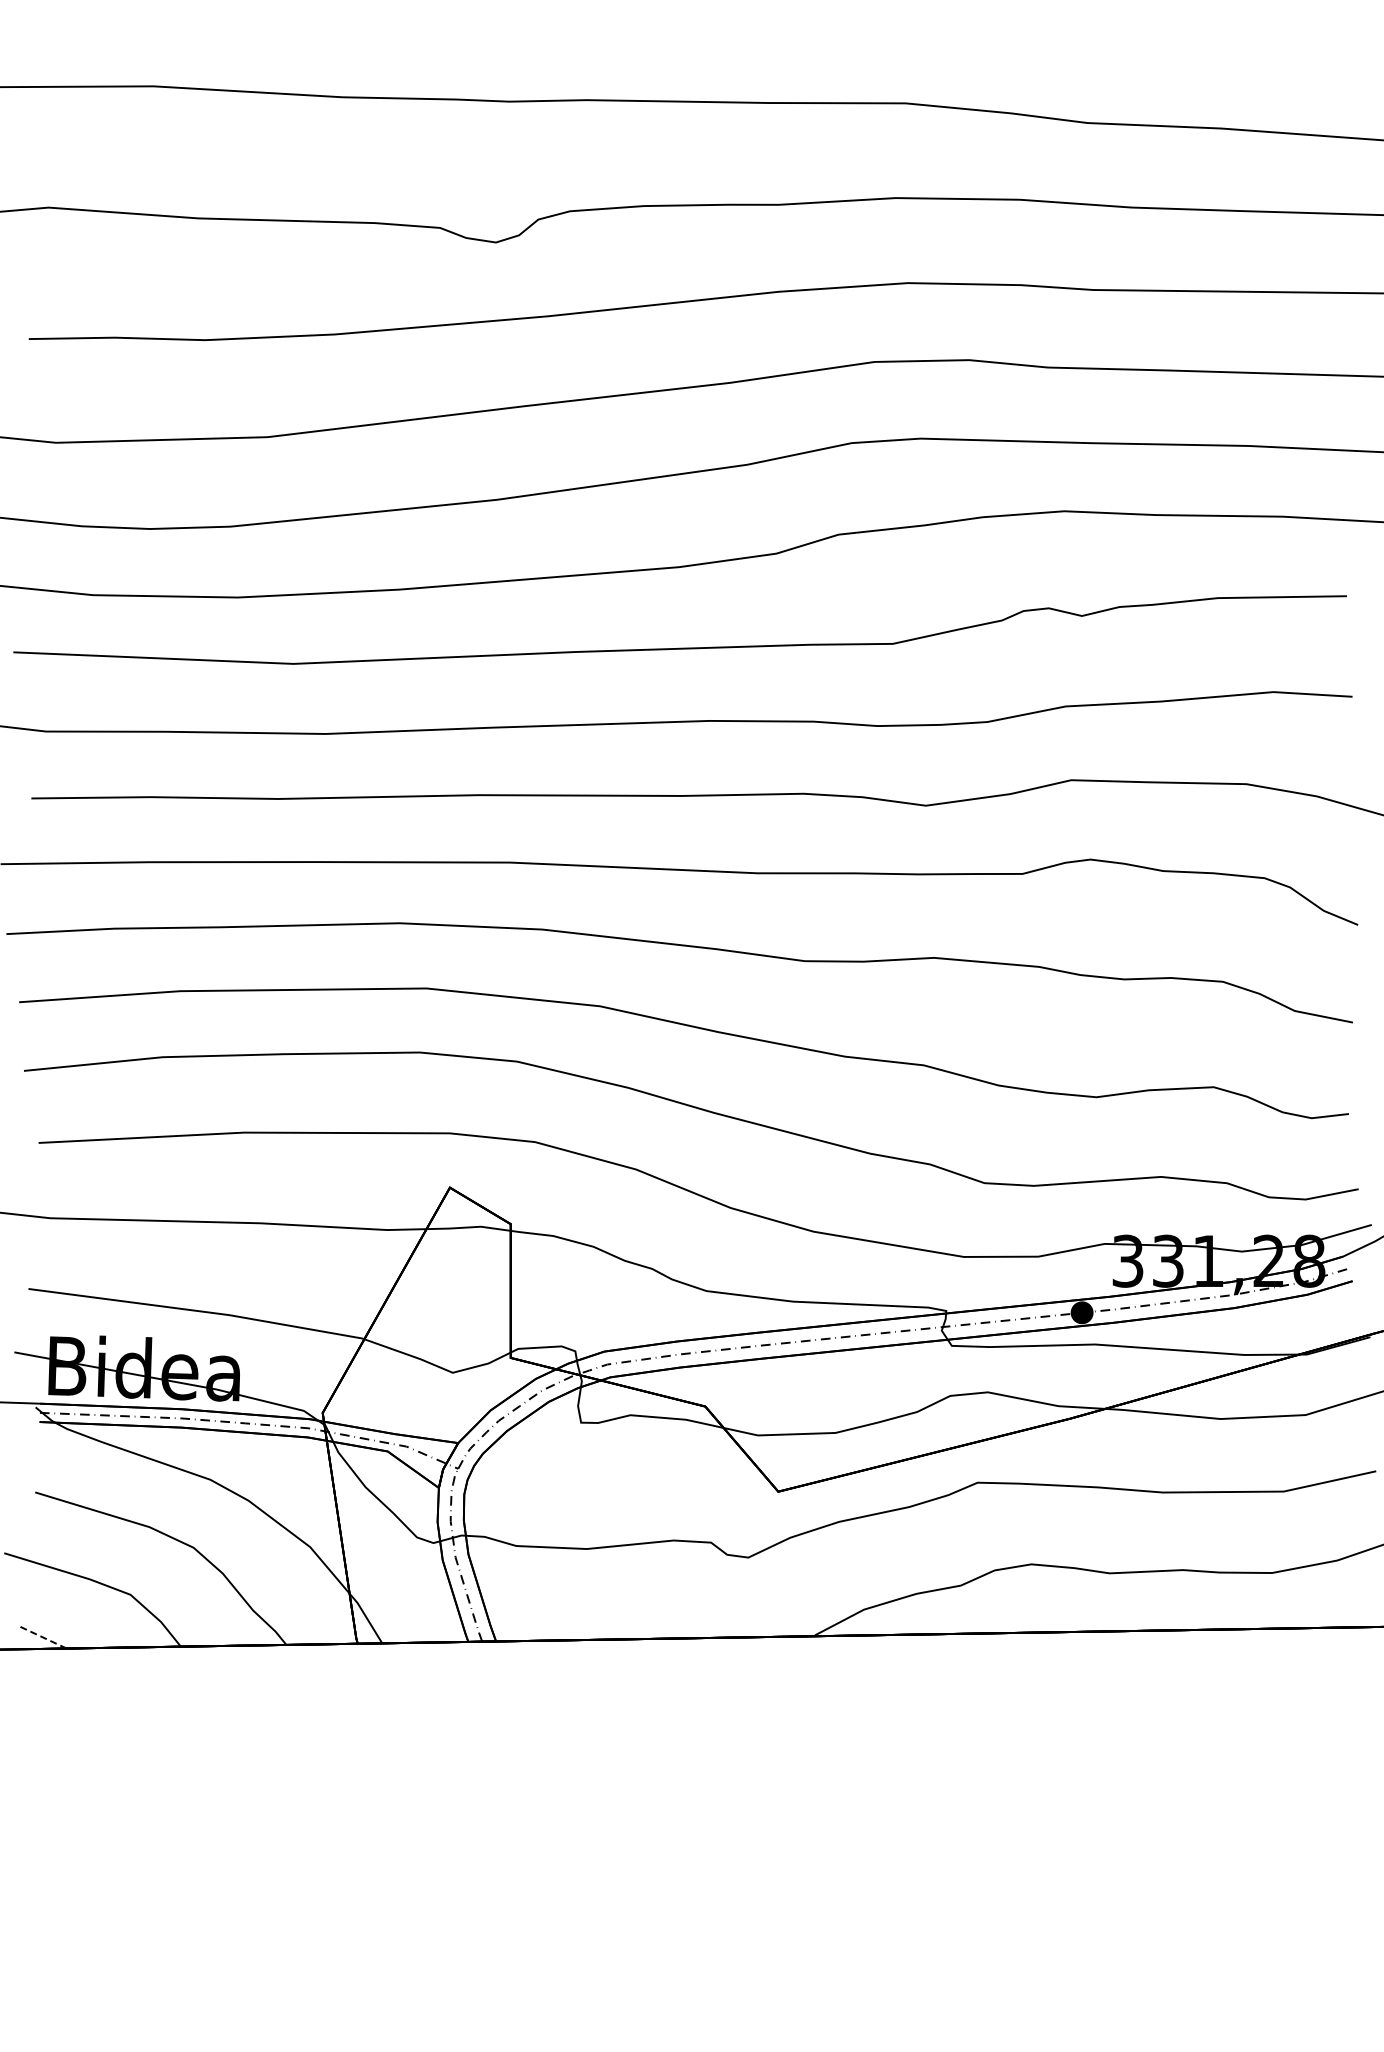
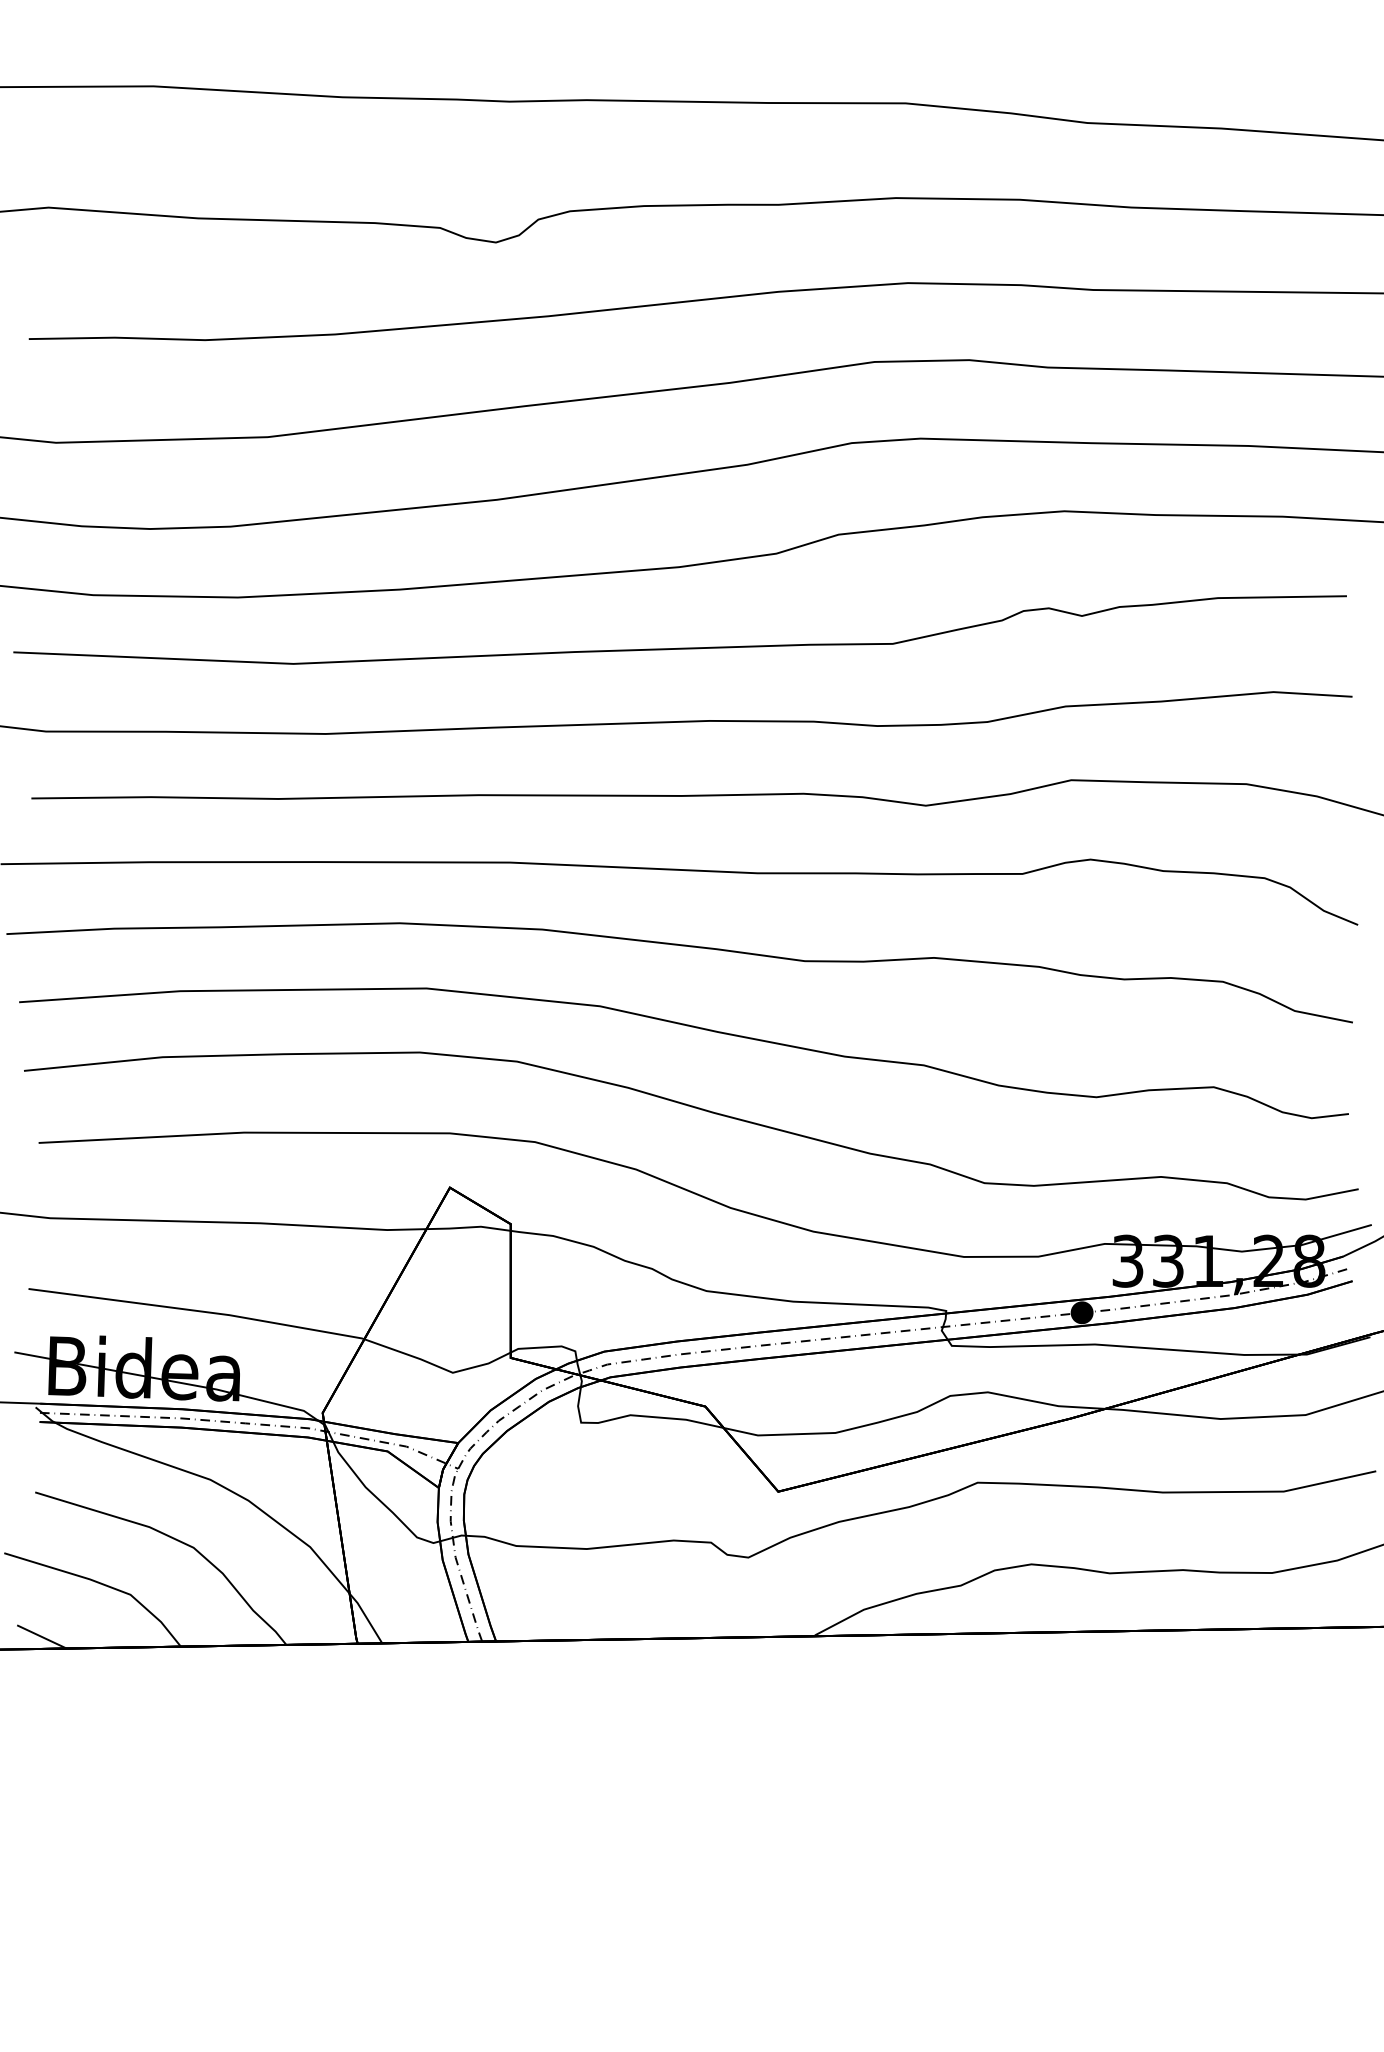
line: dashed -> solid (41, 1636)
